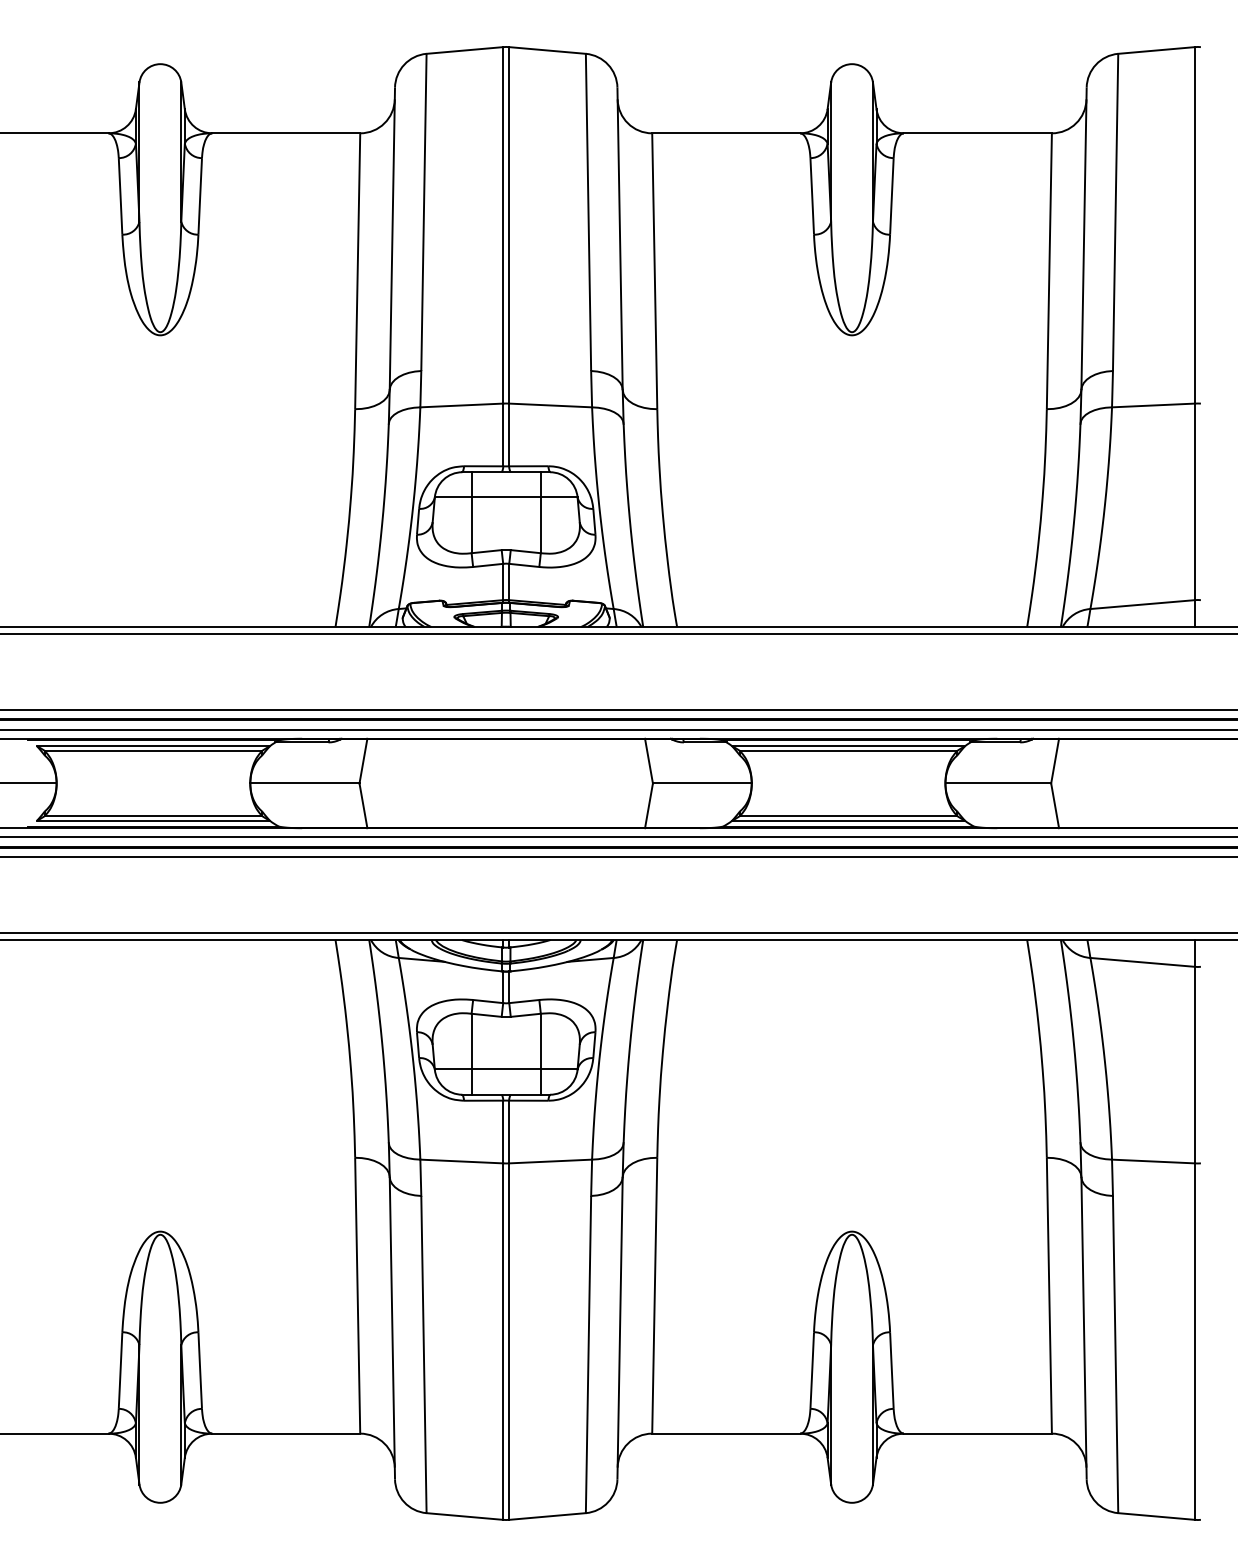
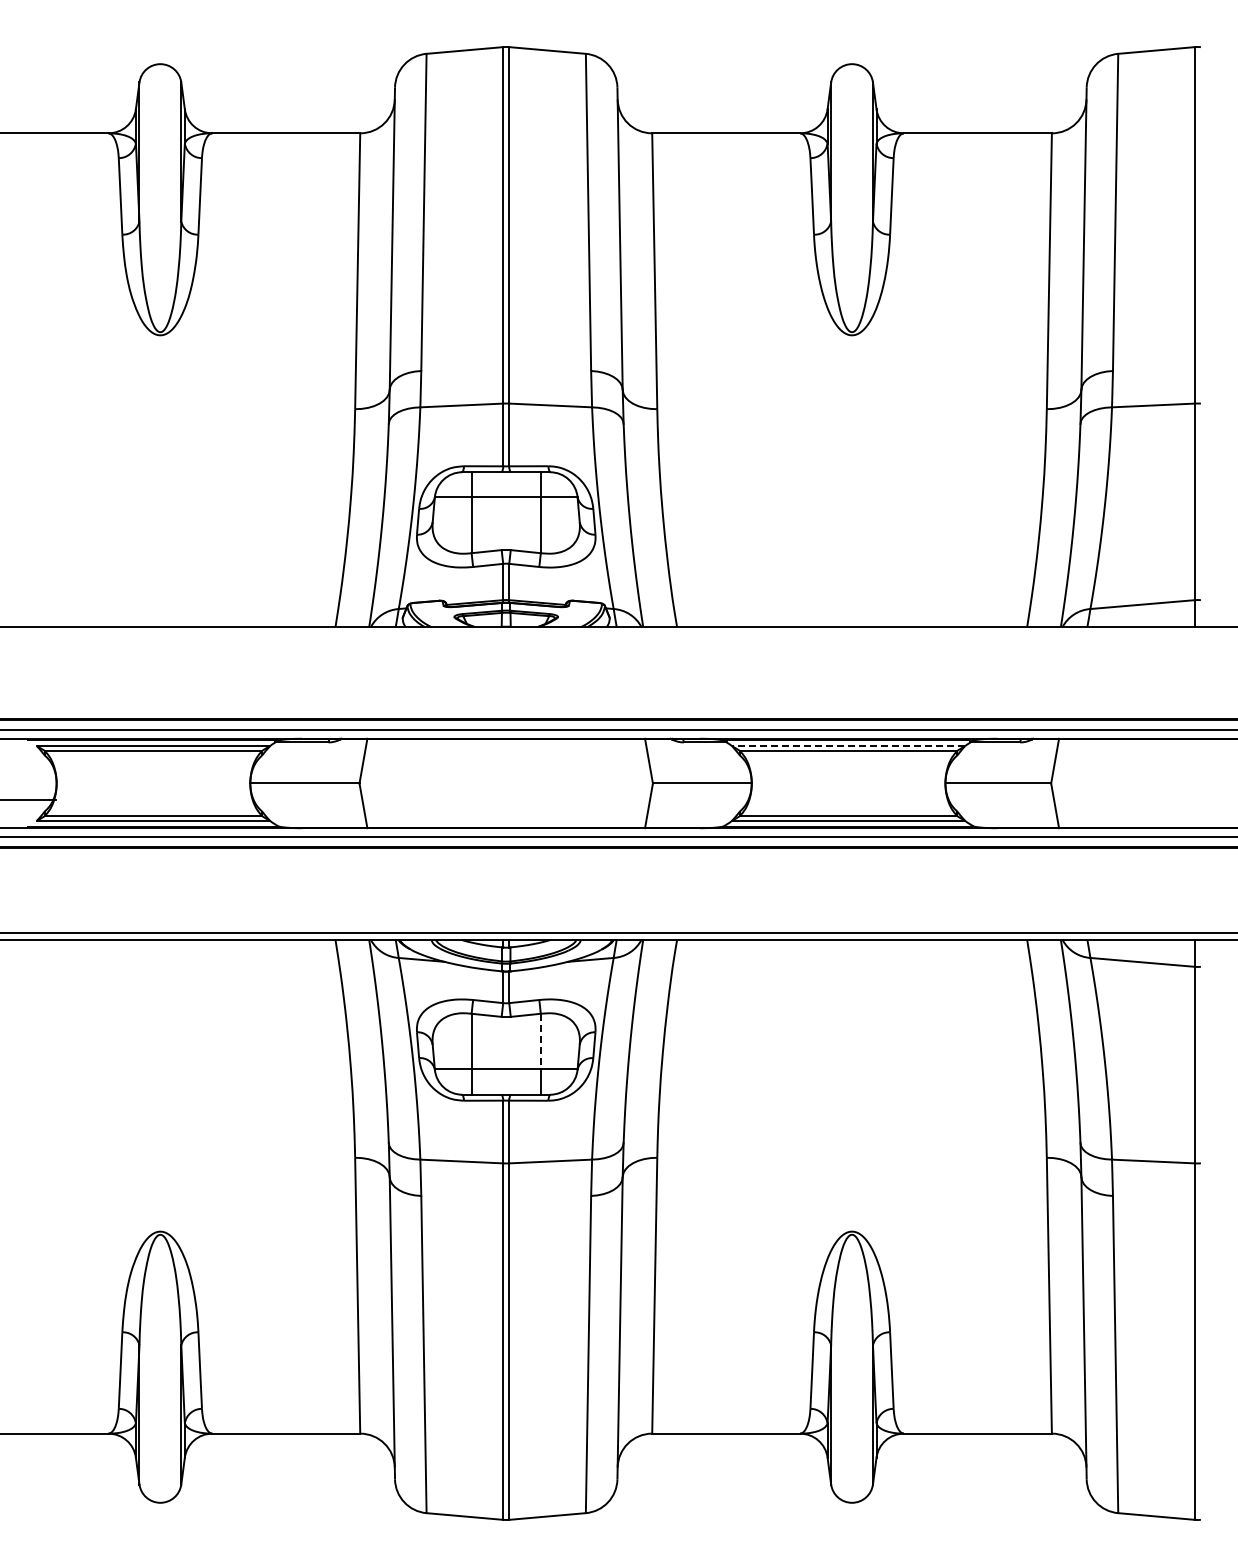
line: present -> none (618, 634)
line: present -> none (618, 710)
line: solid -> dashed (848, 746)
line position: (29, 783) -> (29, 800) (29, 800)
line: present -> none (618, 856)
line: solid -> dashed (540, 1041)
